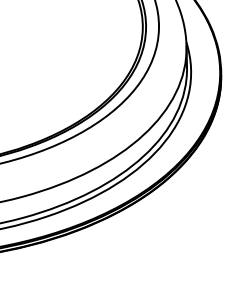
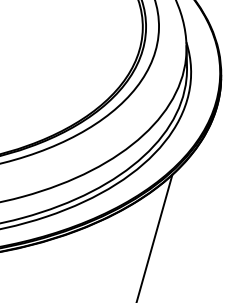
line: none -> present (154, 236)
